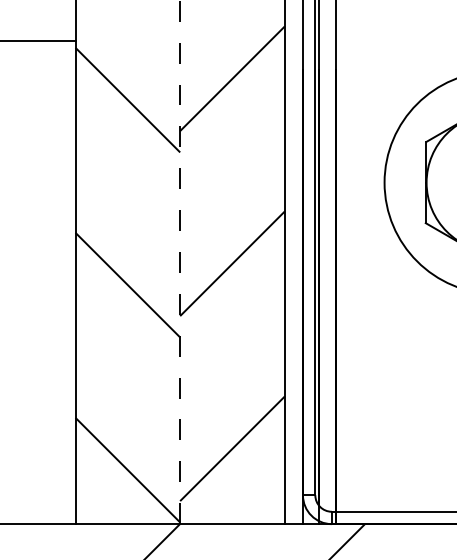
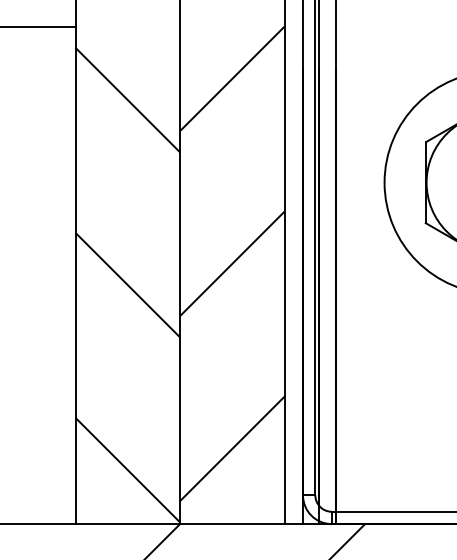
line position: (38, 41) -> (38, 27) (38, 27)
line: dashed -> solid (180, 262)
